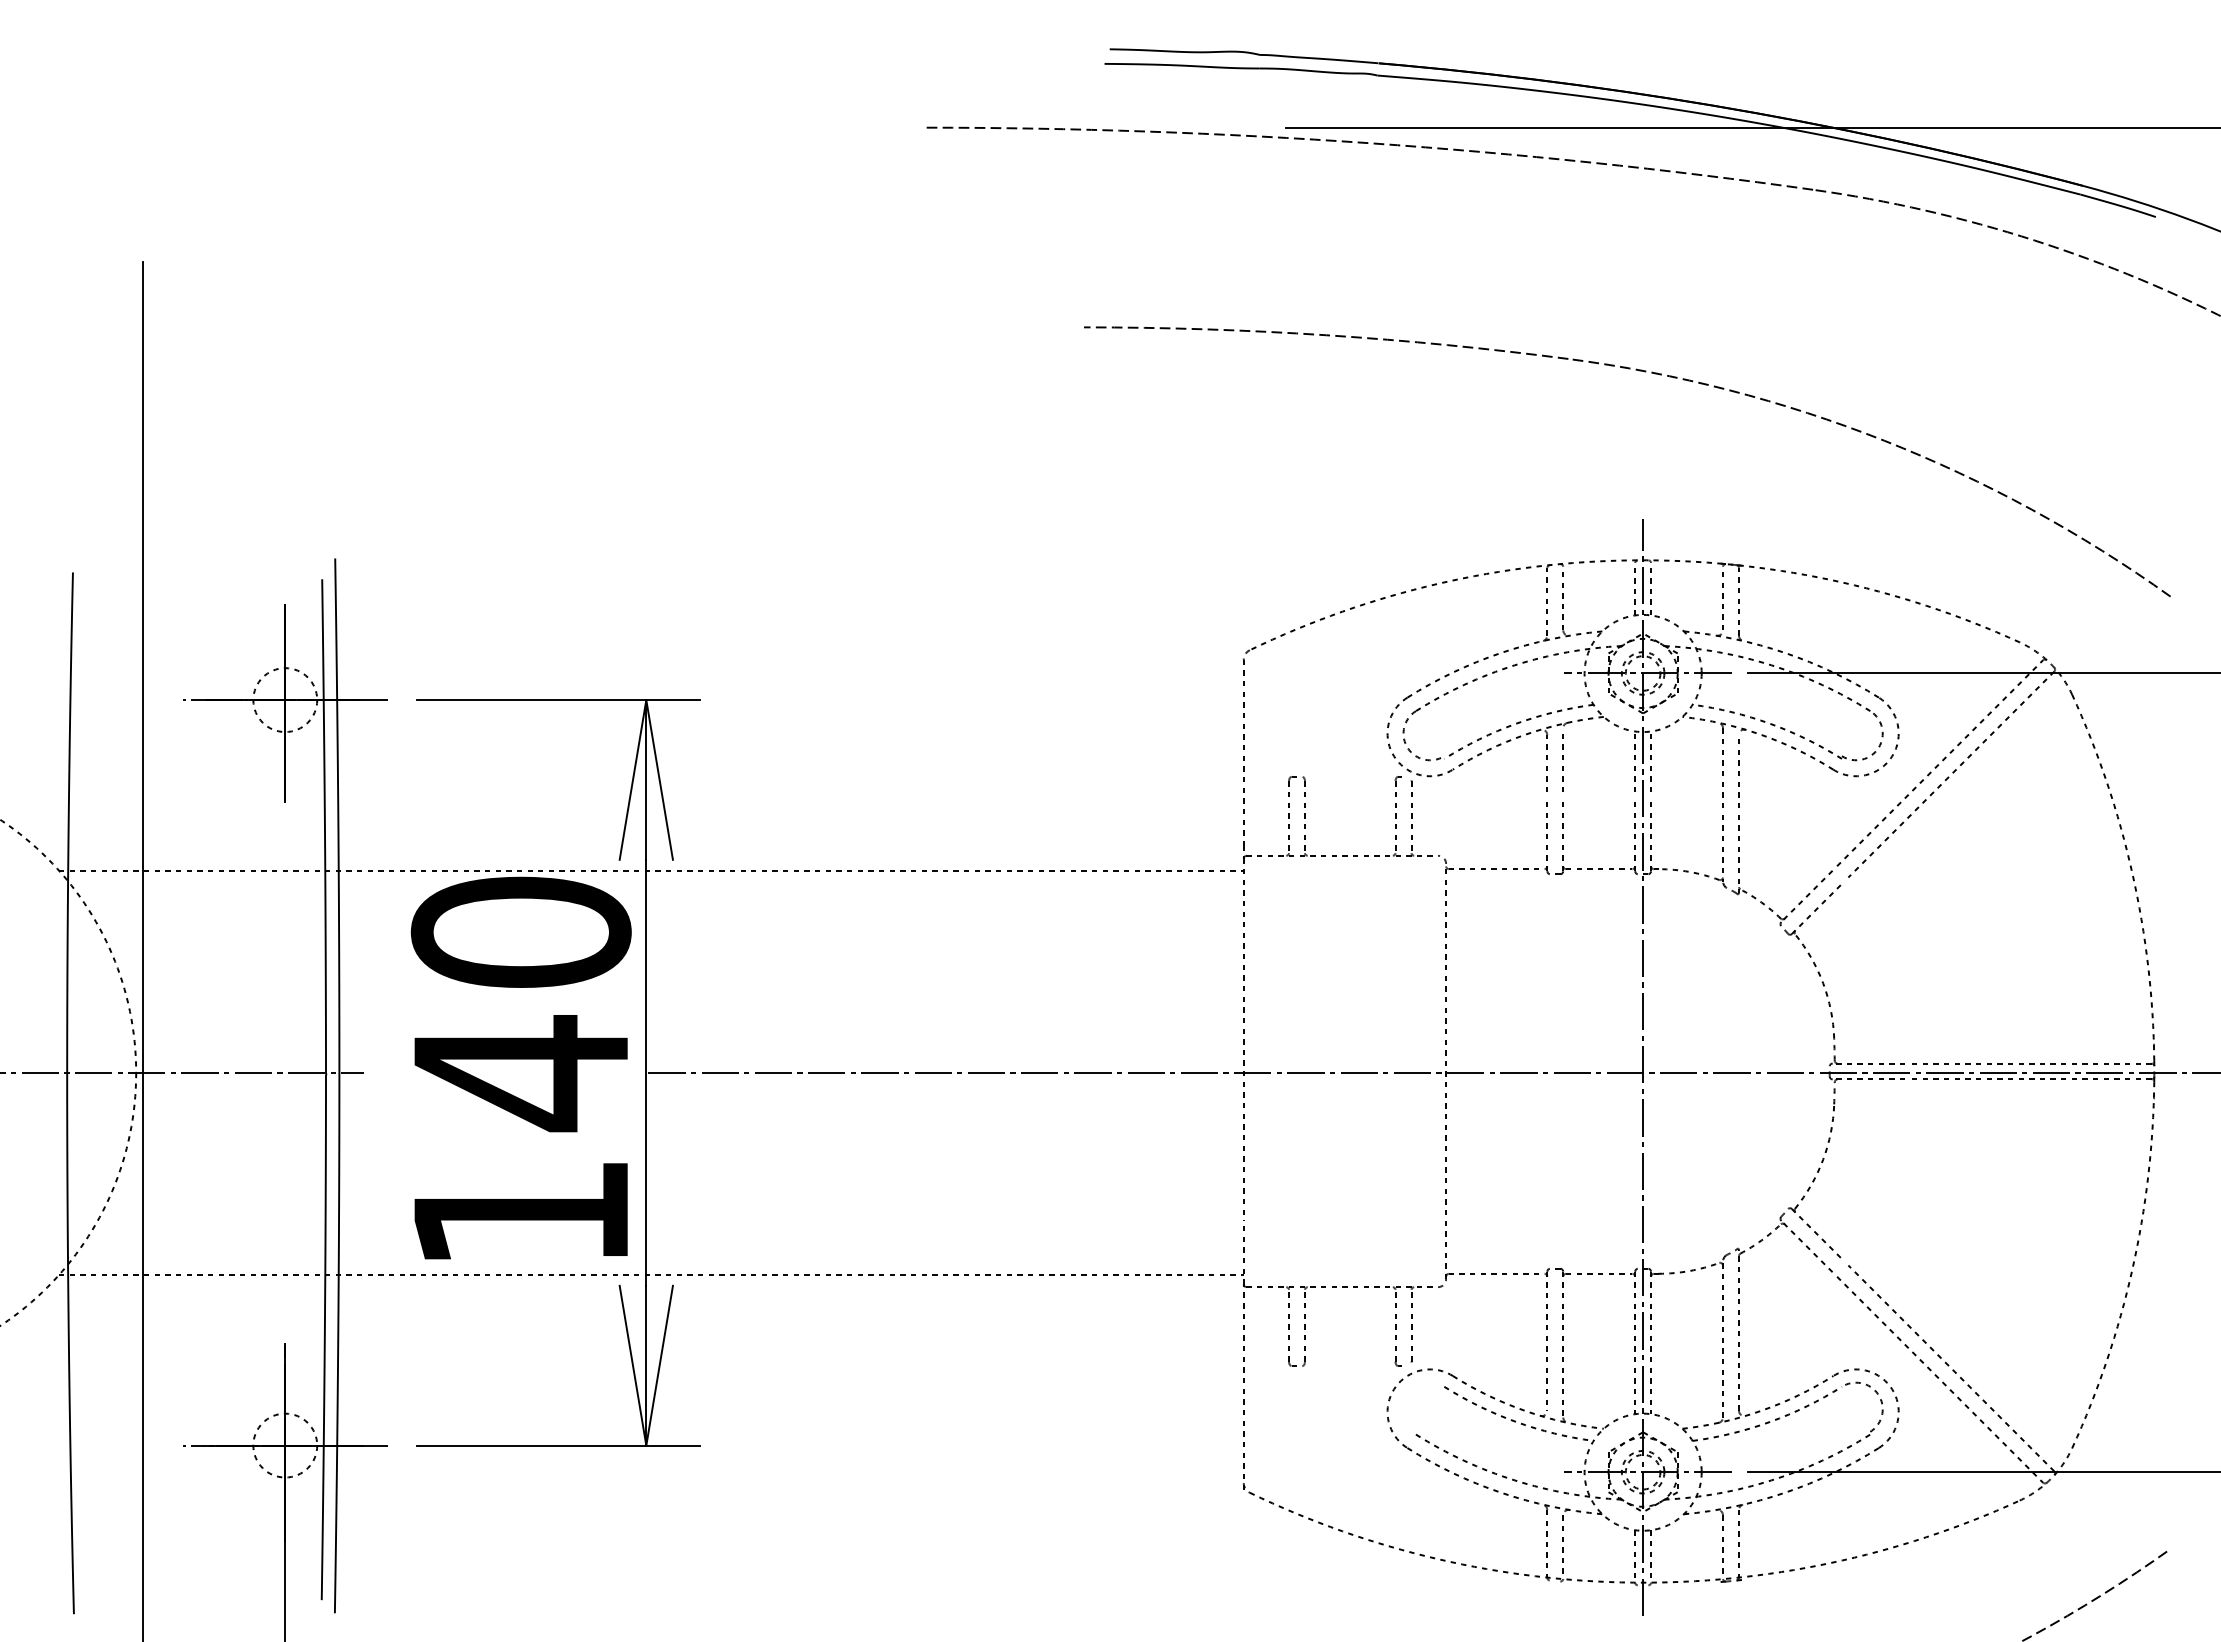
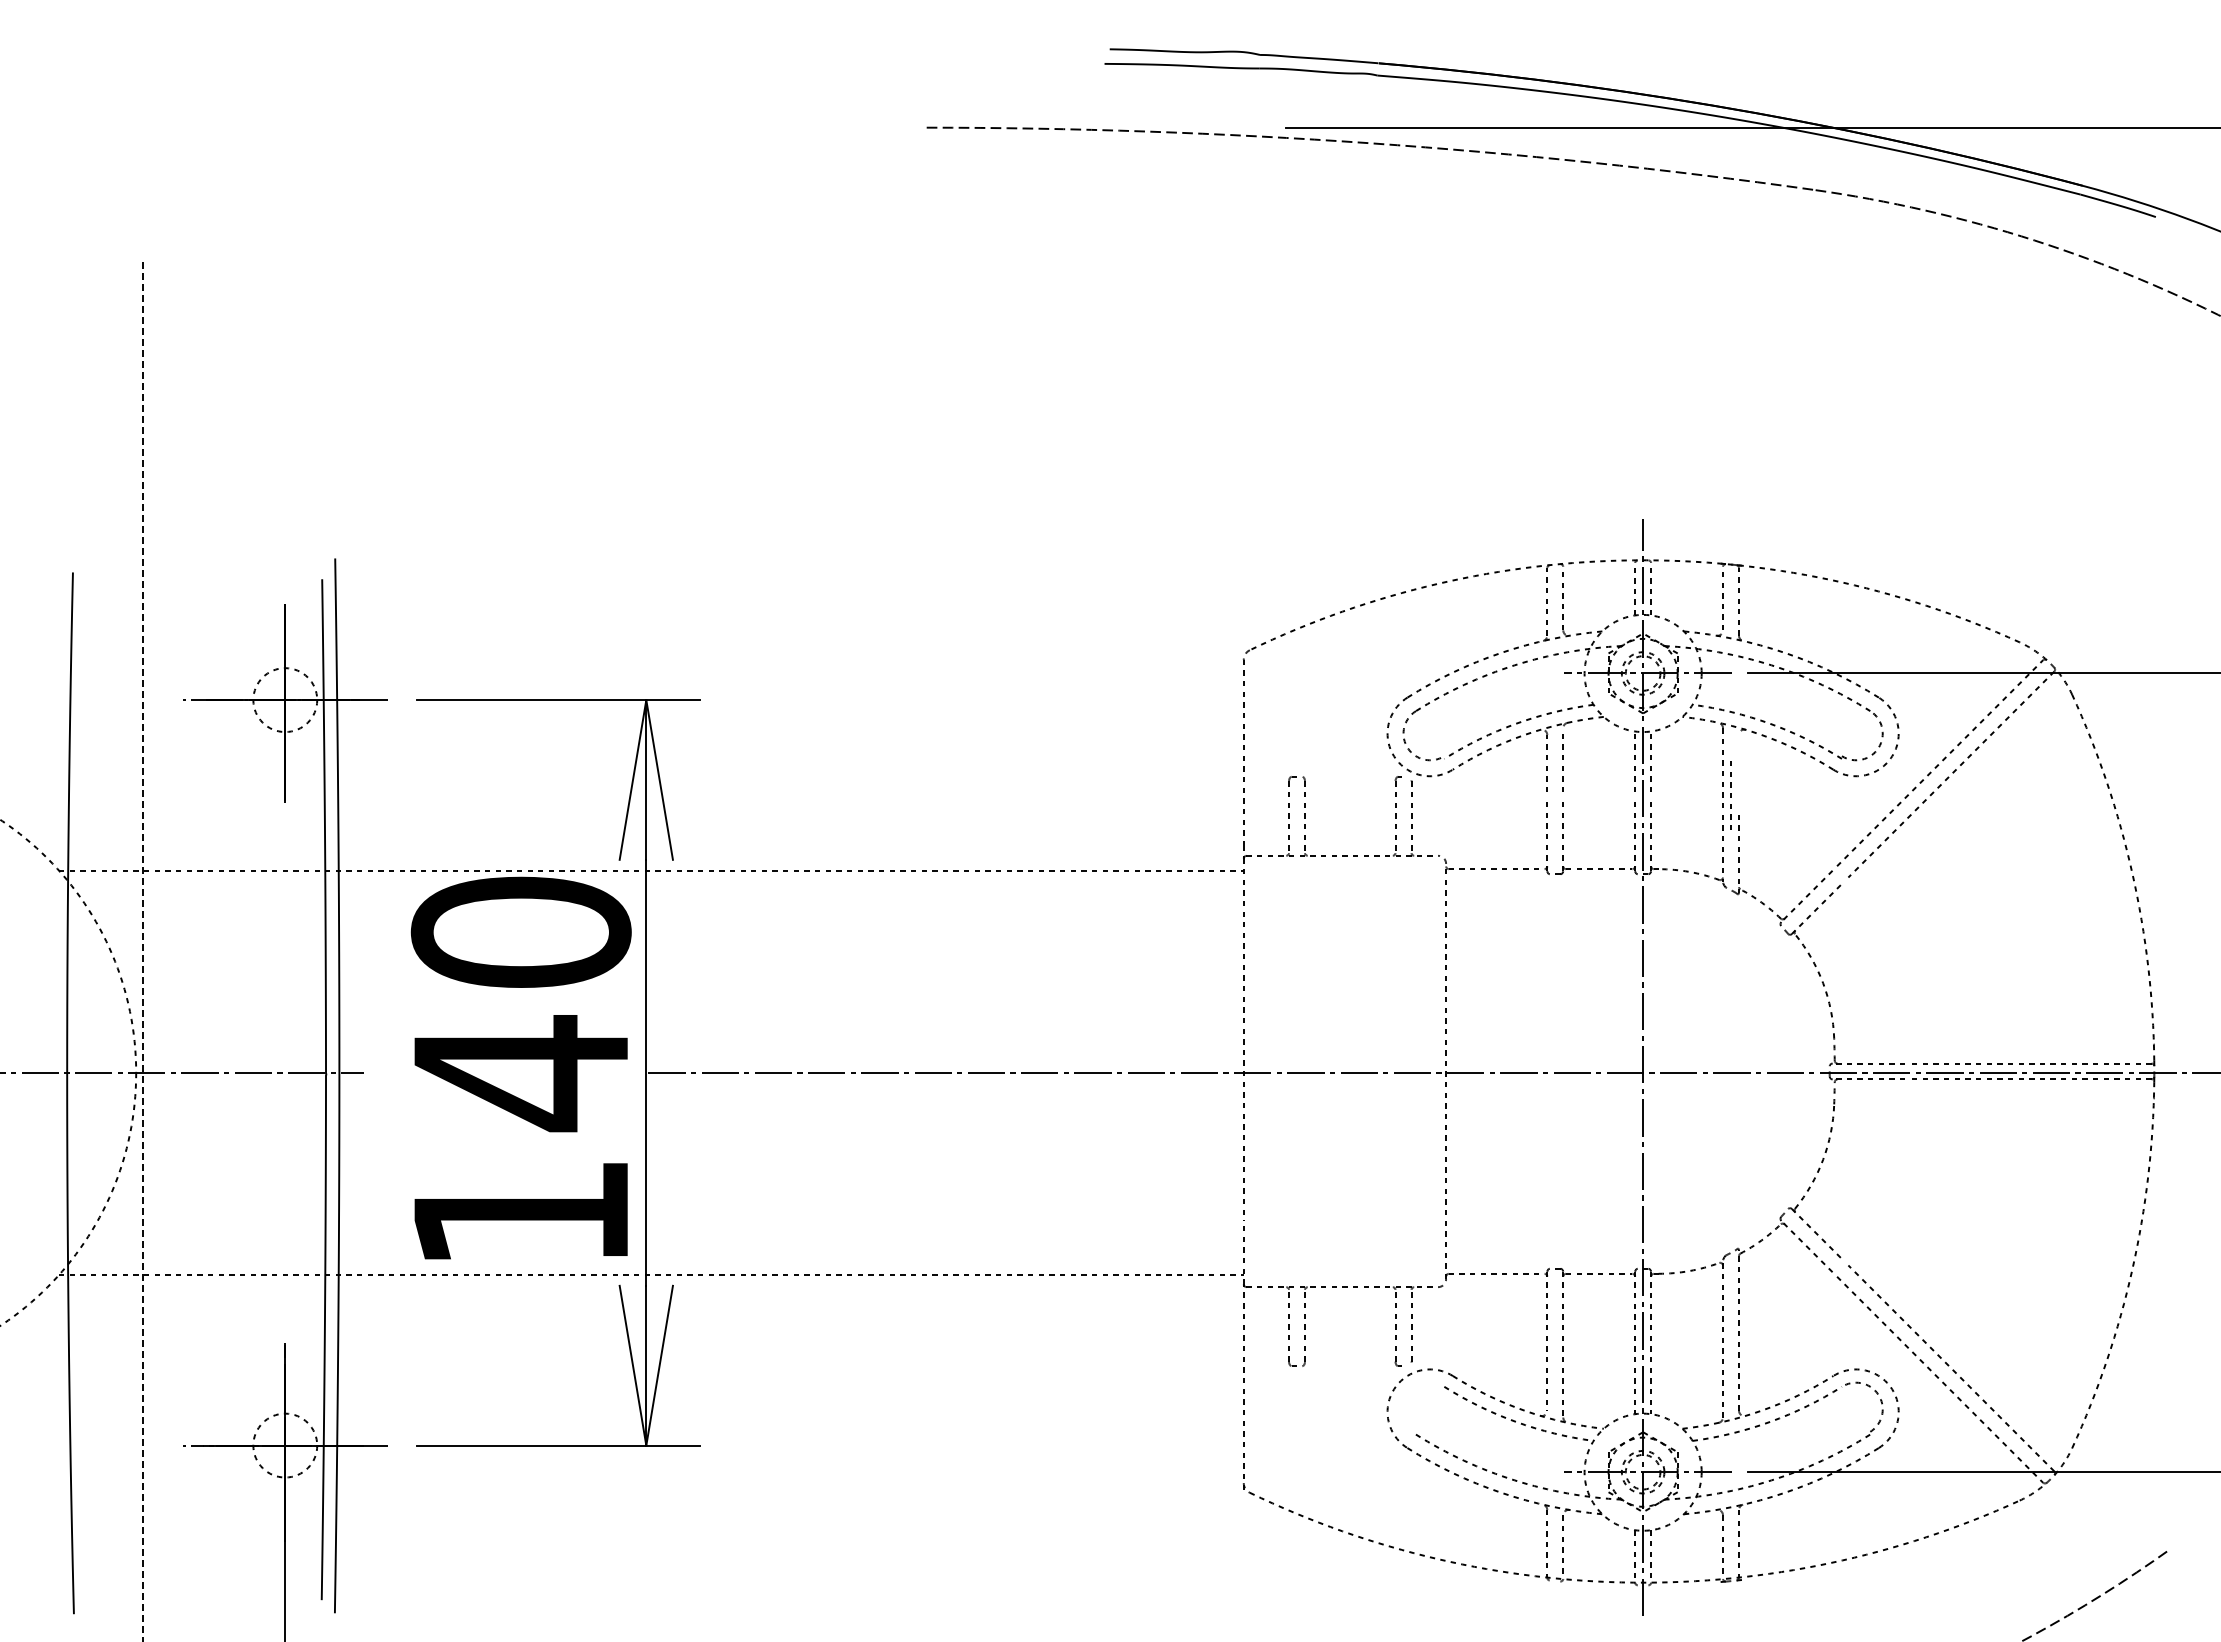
part: present -> none (1644, 372)
line position: (1738, 773) -> (1730, 795) (1730, 795)
line: solid -> dashed (143, 951)
